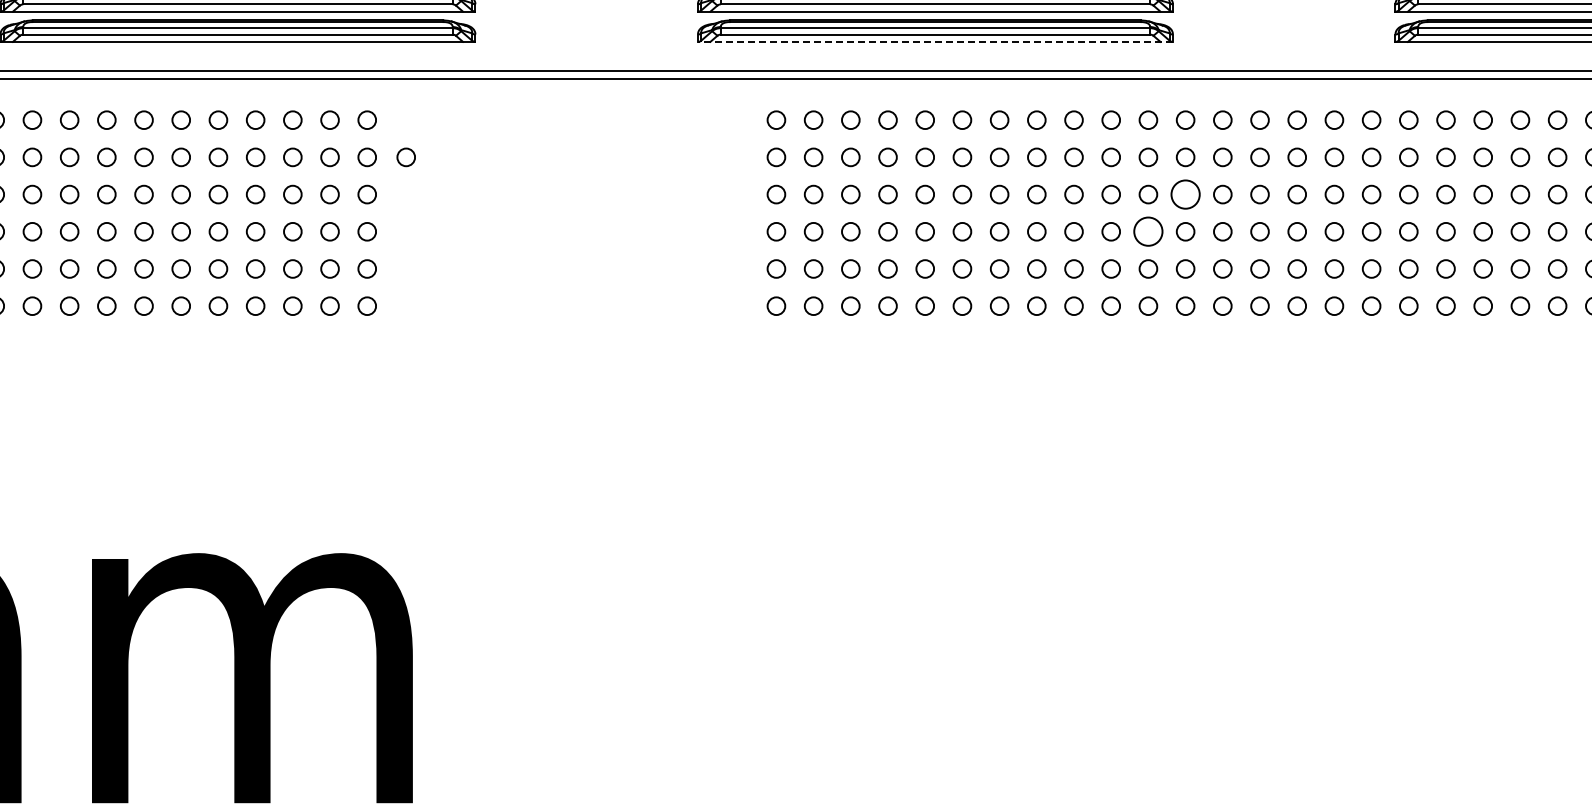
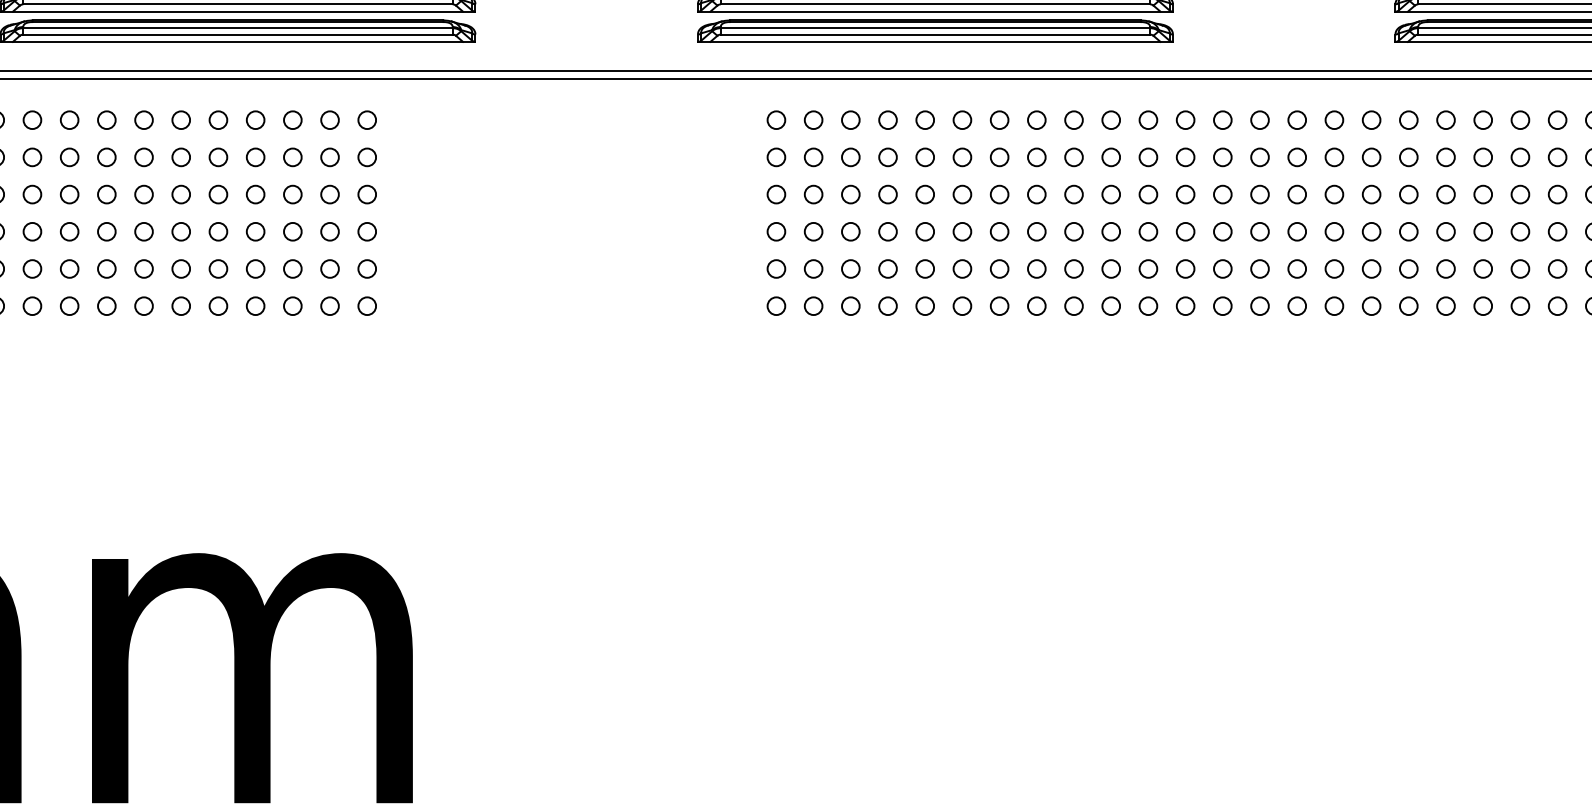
line: dashed -> solid (934, 41)
circle: present -> none (405, 157)
circle diameter: 28 px -> 18 px (1185, 194)
circle size: 31x31 px -> 21x20 px (1148, 231)
